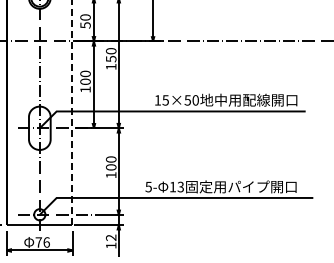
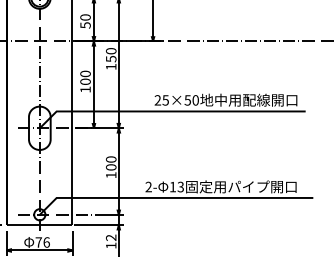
text: 15×50 -> 25×50 (157, 100)
line: dashed -> solid (72, 114)
text: 5- -> 2- (148, 186)
